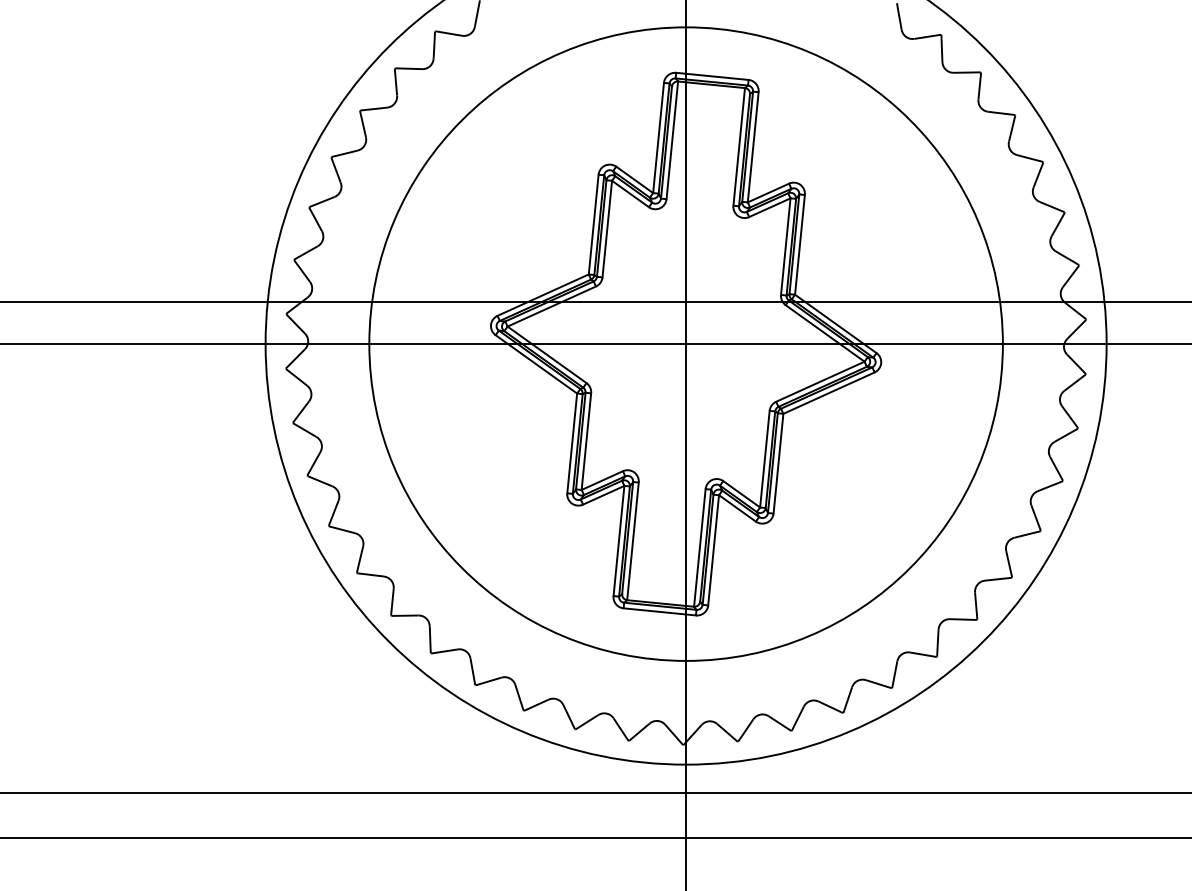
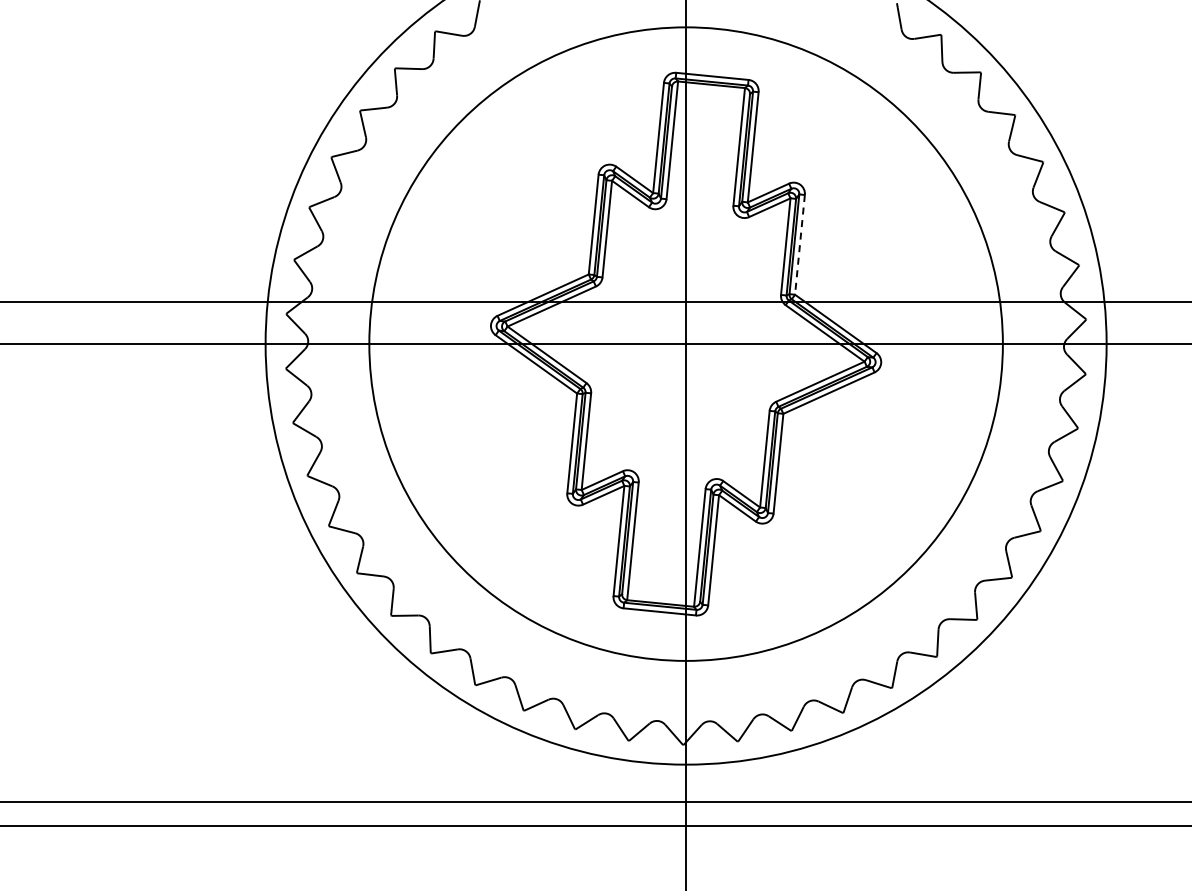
line: solid -> dashed (799, 245)
line position: (595, 792) -> (595, 825) (595, 825)
line position: (595, 837) -> (595, 801) (595, 801)
